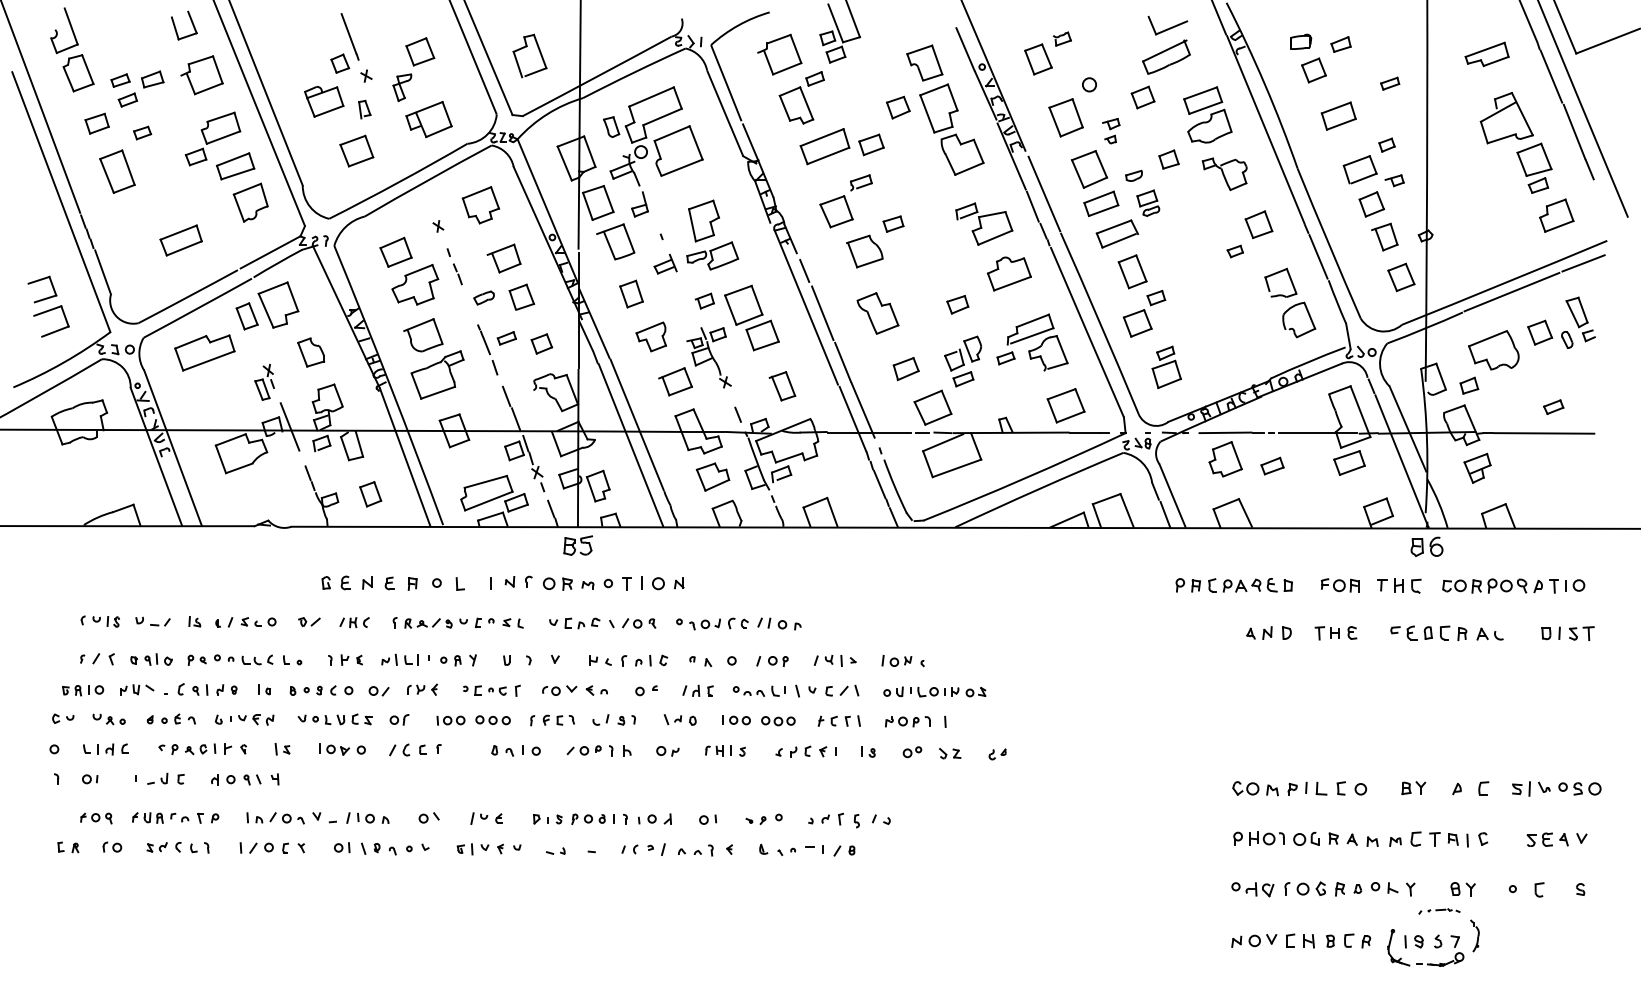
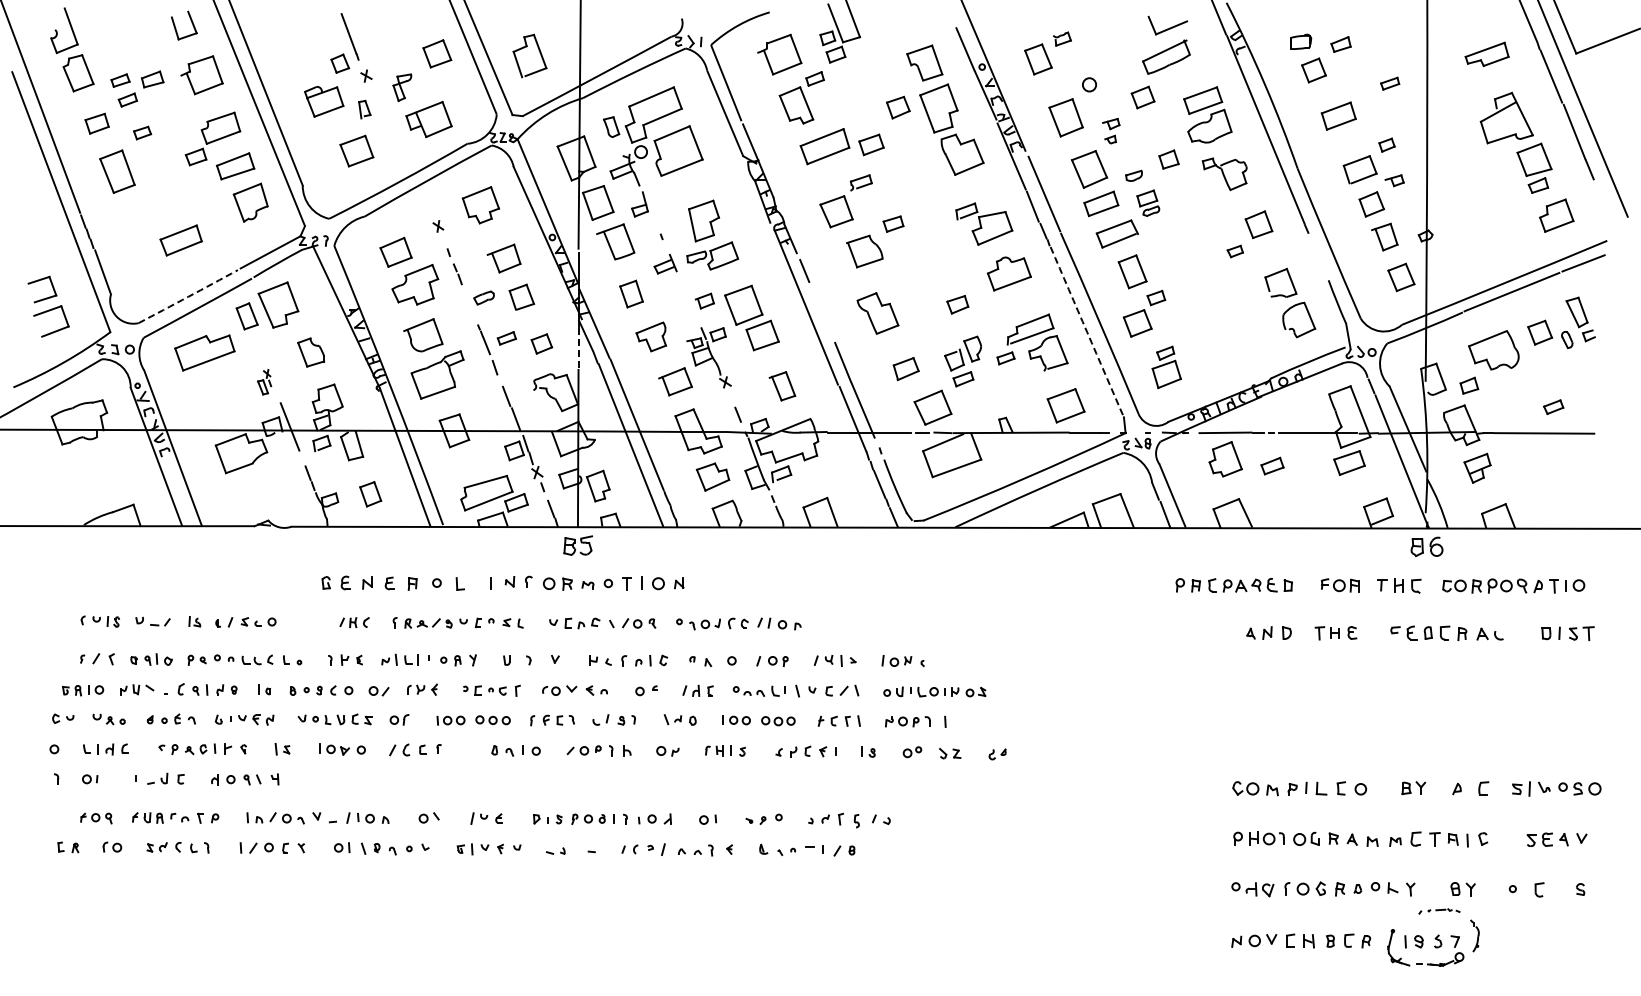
part position: (420, 51) -> (437, 53) (437, 53)
line: present -> none (1318, 256)
arc: solid -> dashed (188, 296)
line: present -> none (822, 313)
arc: solid -> dashed (1087, 332)
line: solid -> dashed (578, 348)
part size: 21x38 px -> 16x27 px (264, 382)
part: present -> none (309, 621)
